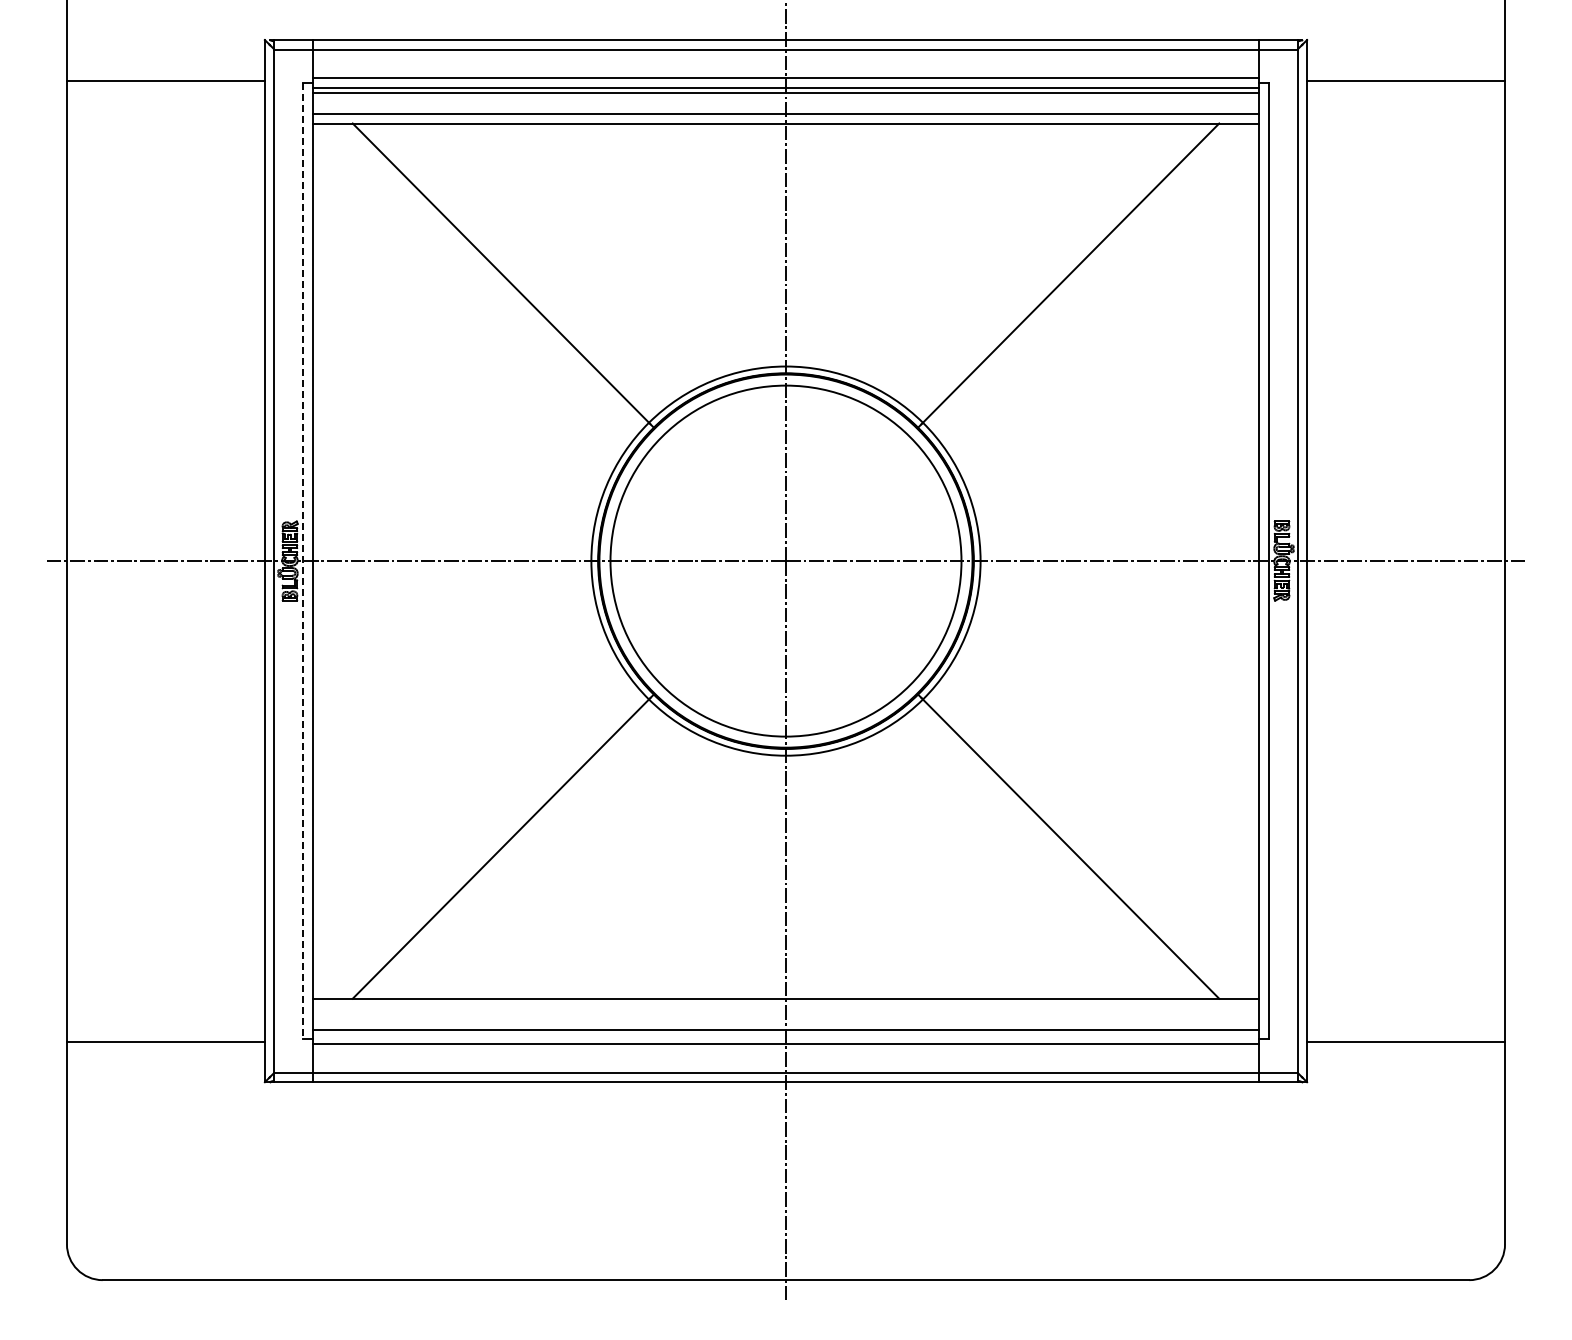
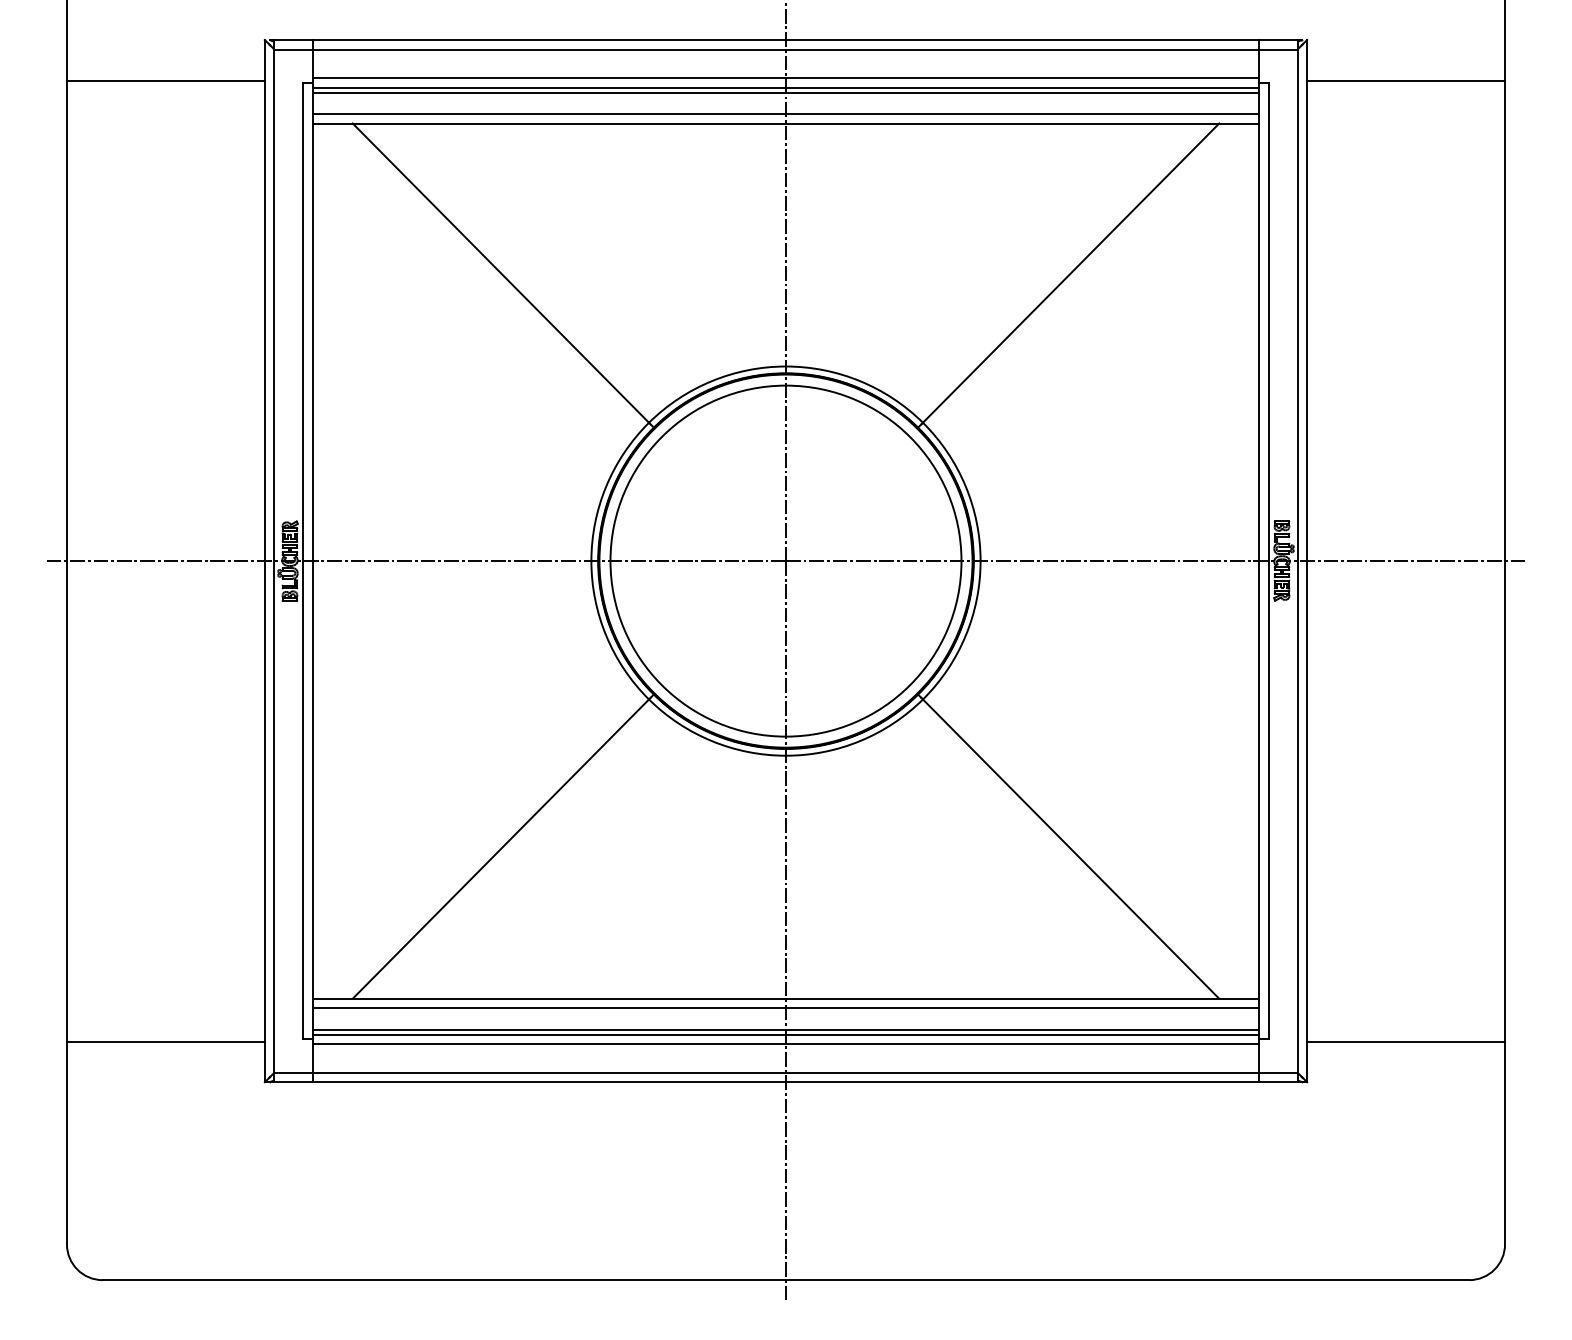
line: dashed -> solid (303, 561)
line: none -> present (785, 1008)
line: none -> present (785, 1034)
